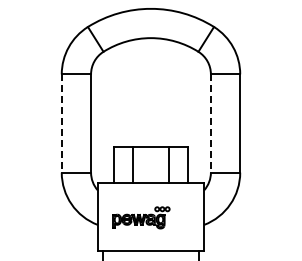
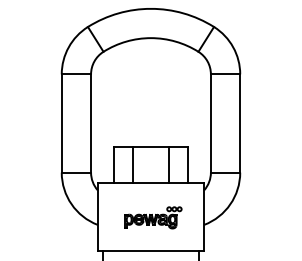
line: dashed -> solid (61, 124)
line: dashed -> solid (210, 124)
part position: (141, 217) -> (153, 217) (153, 217)
